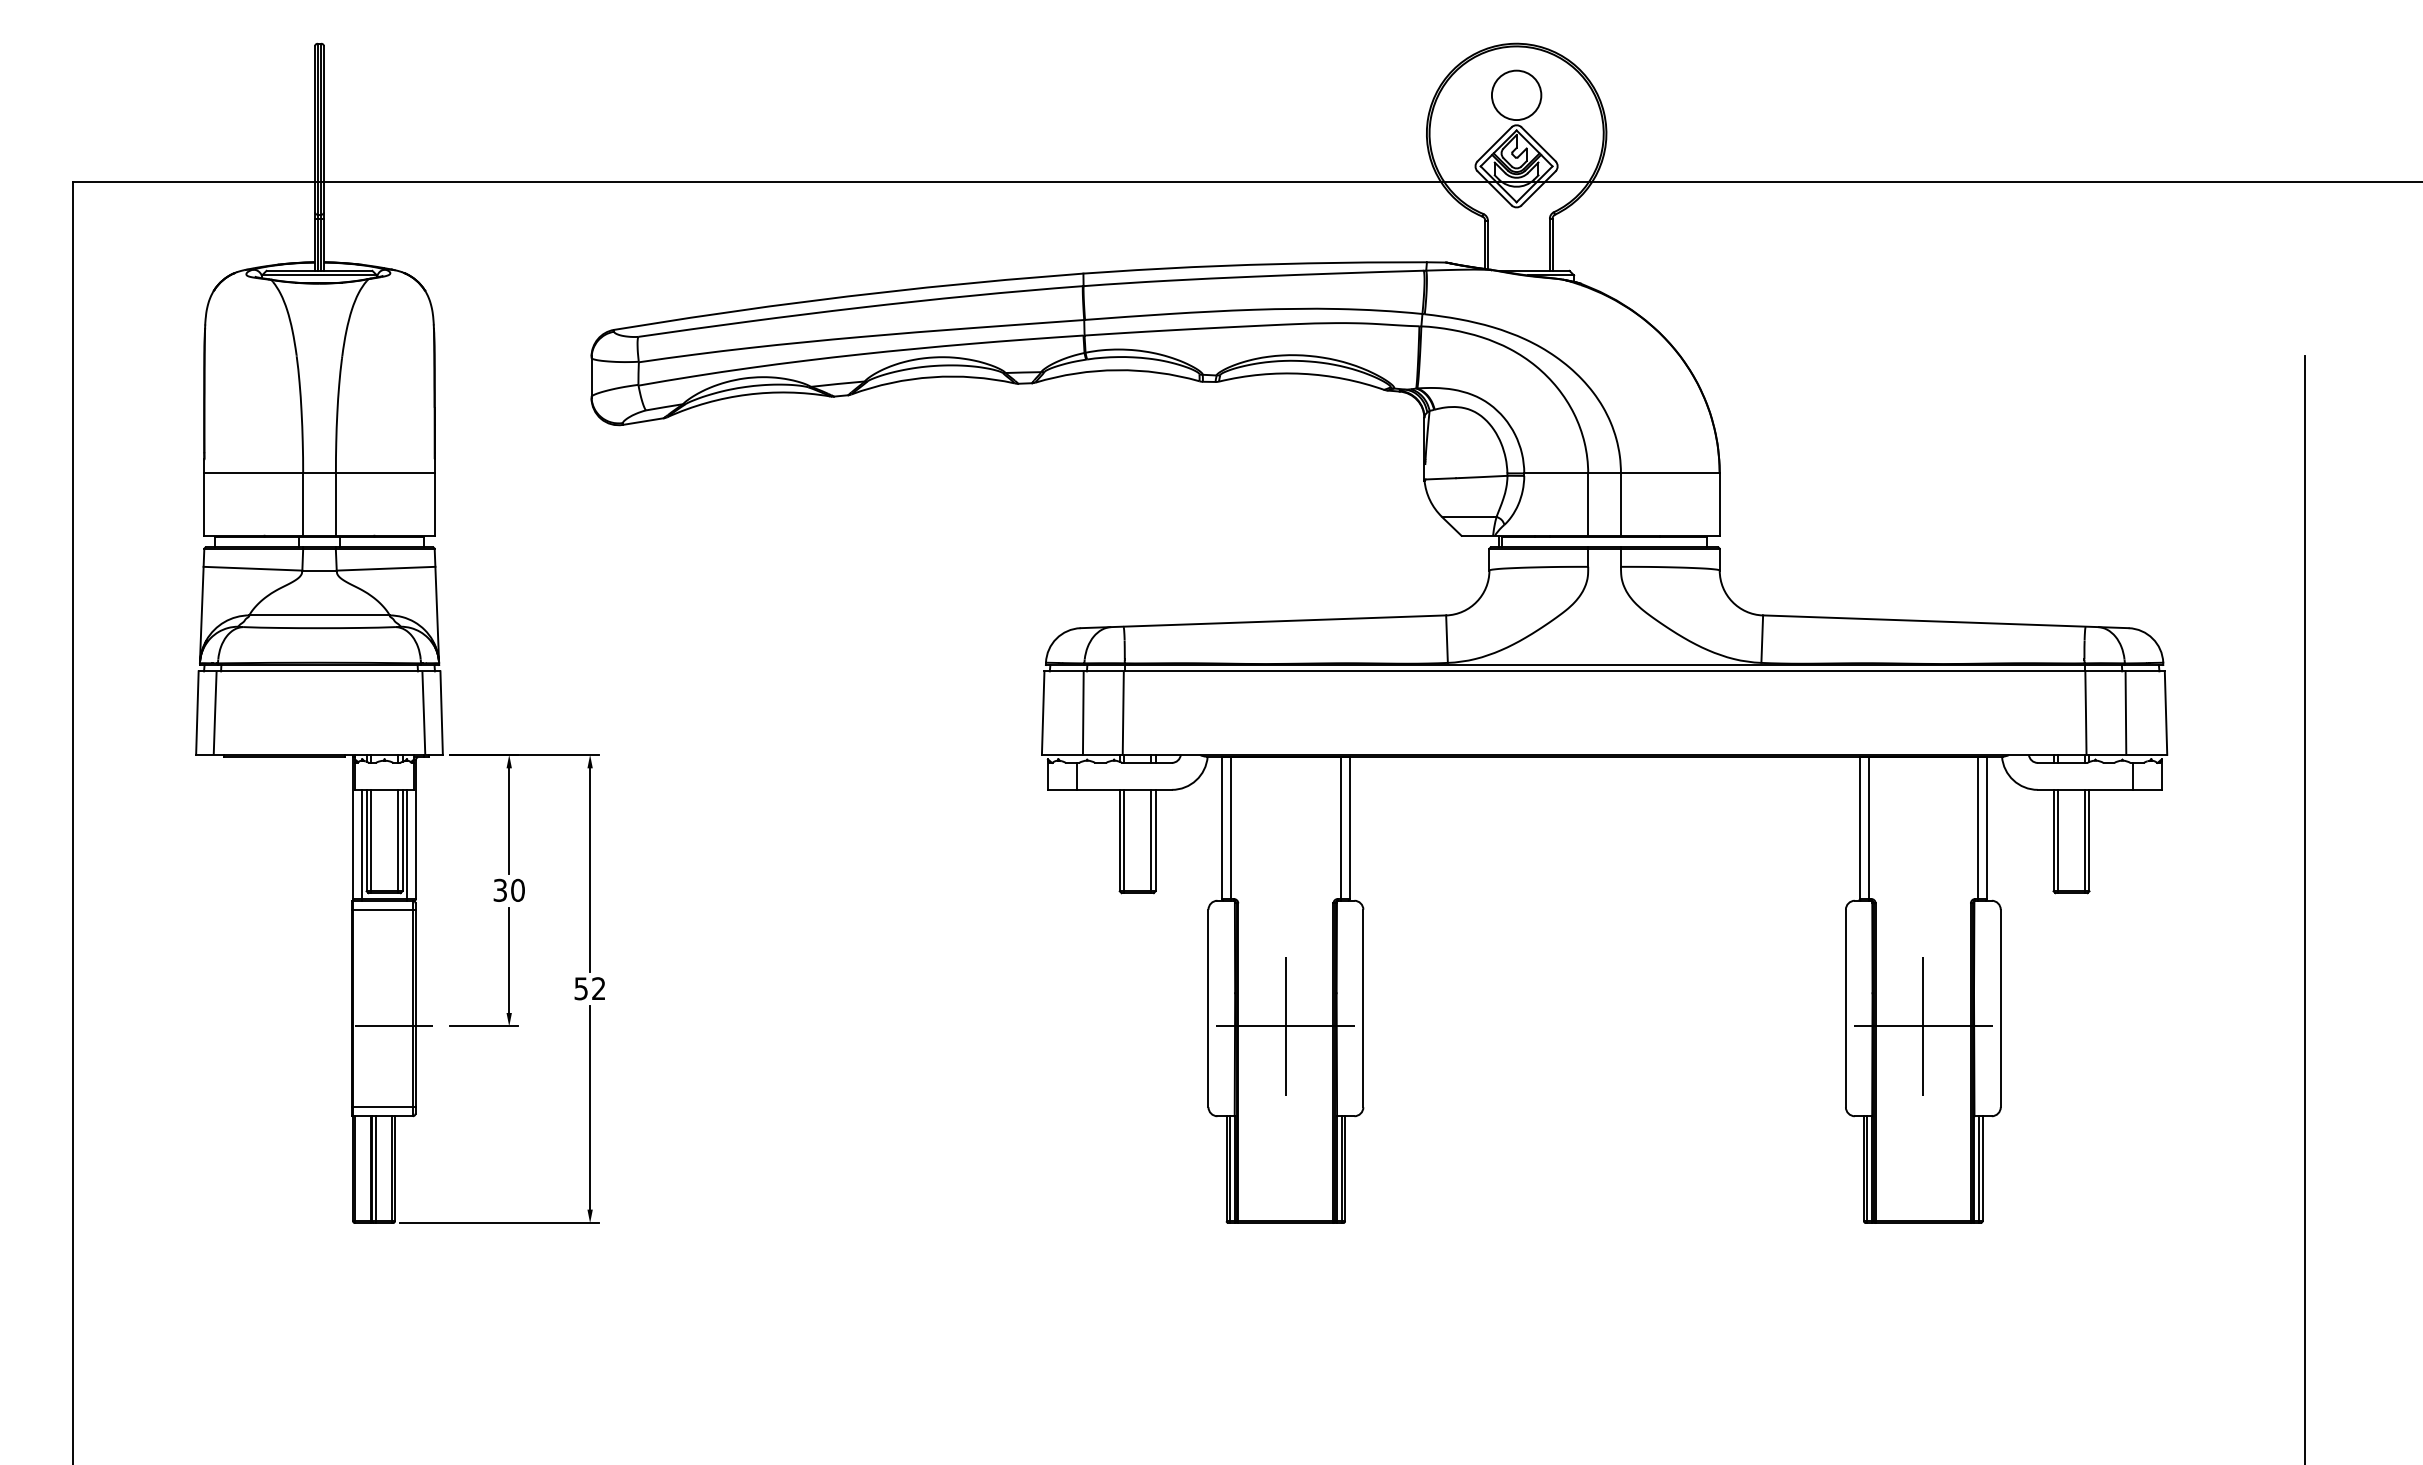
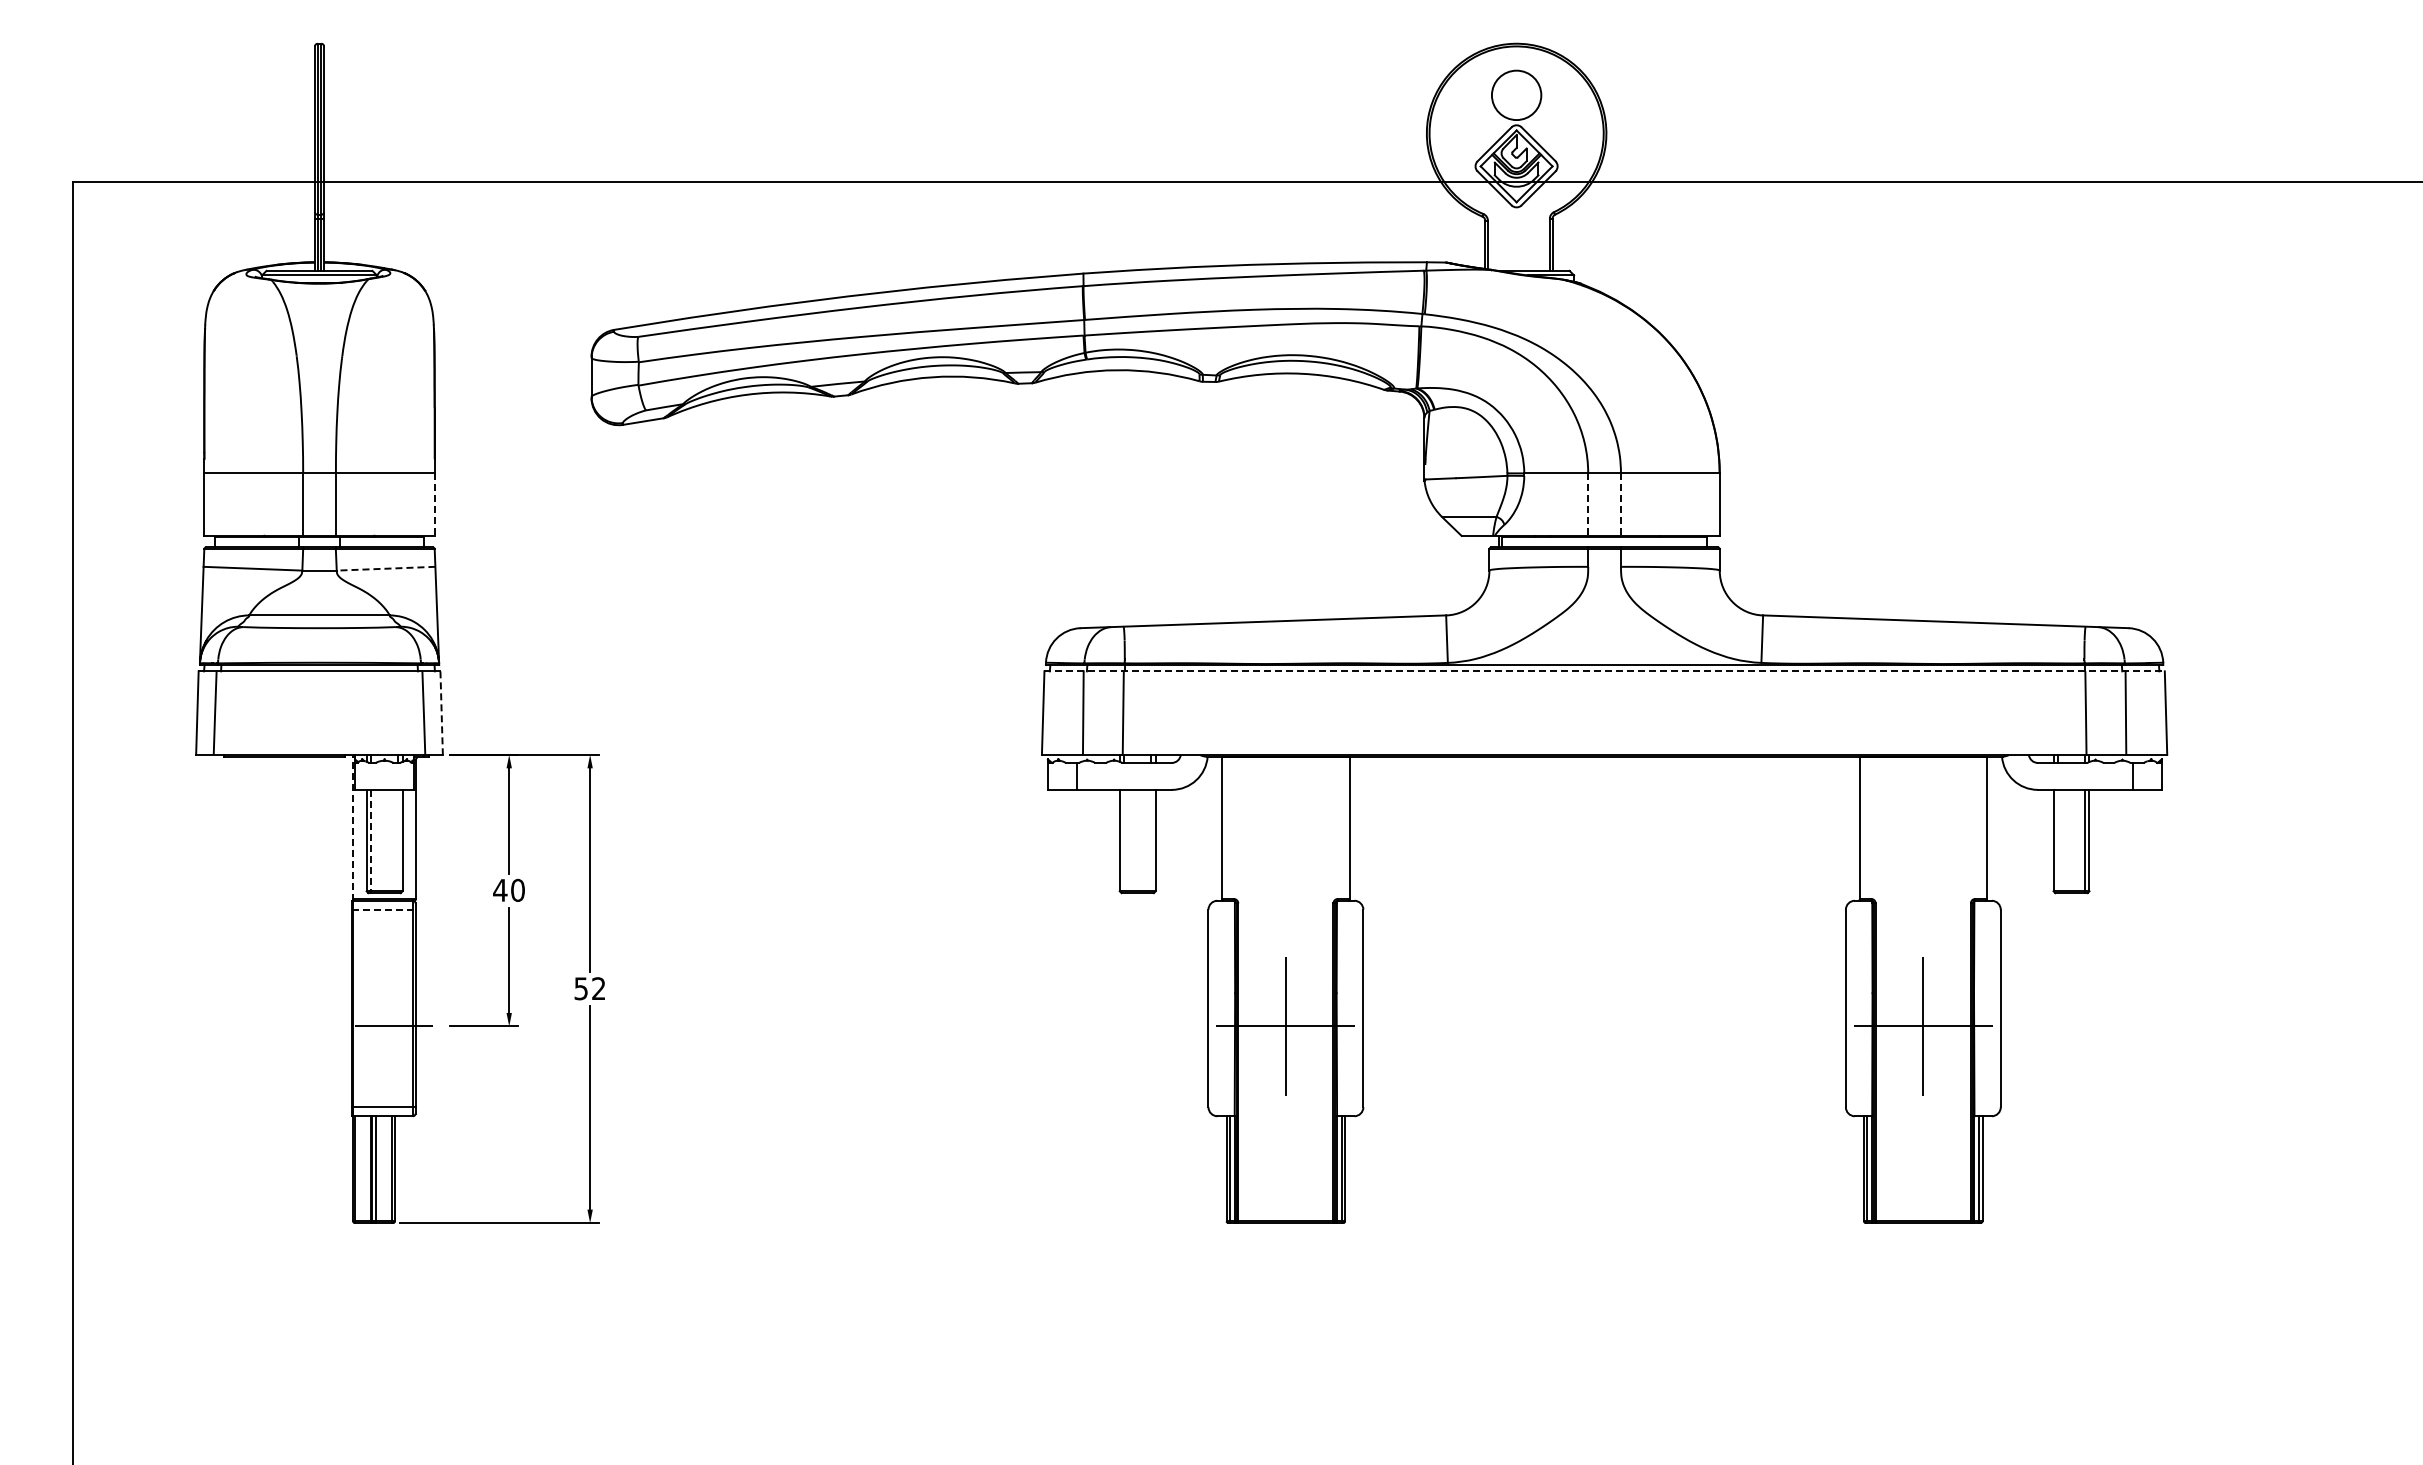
line: solid -> dashed (434, 505)
line: solid -> dashed (1588, 505)
line: solid -> dashed (1620, 505)
line: solid -> dashed (385, 568)
line: solid -> dashed (1605, 671)
line: solid -> dashed (441, 713)
line: solid -> dashed (353, 828)
line: present -> none (1231, 828)
line: present -> none (1340, 828)
line: present -> none (1868, 828)
line: present -> none (1978, 828)
line: solid -> dashed (371, 841)
line: present -> none (398, 841)
line: present -> none (1124, 841)
line: present -> none (1151, 841)
line: present -> none (2058, 841)
line: present -> none (362, 844)
line: present -> none (407, 844)
text: 30 -> 40 (500, 889)
line: present -> none (2305, 908)
line: solid -> dashed (383, 909)
